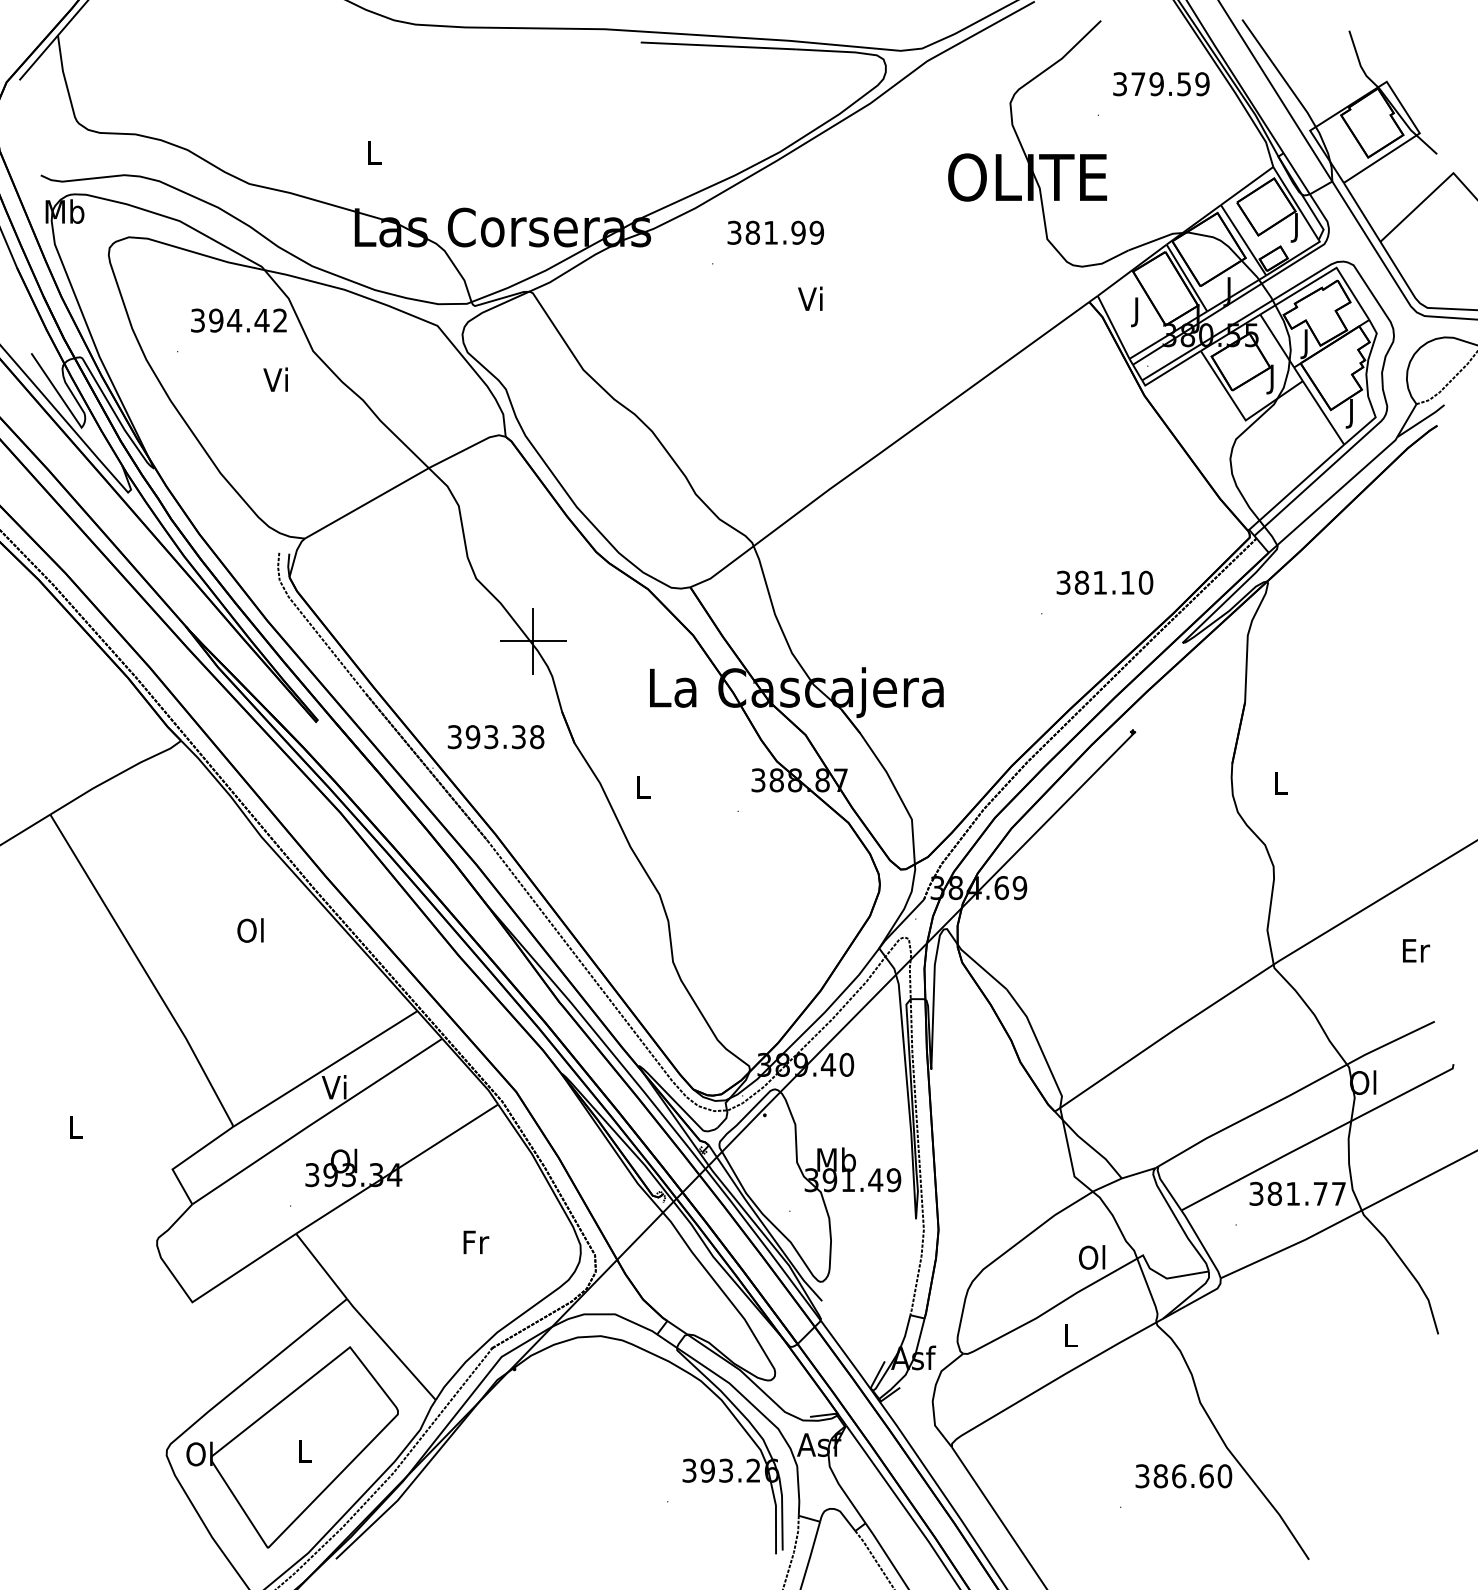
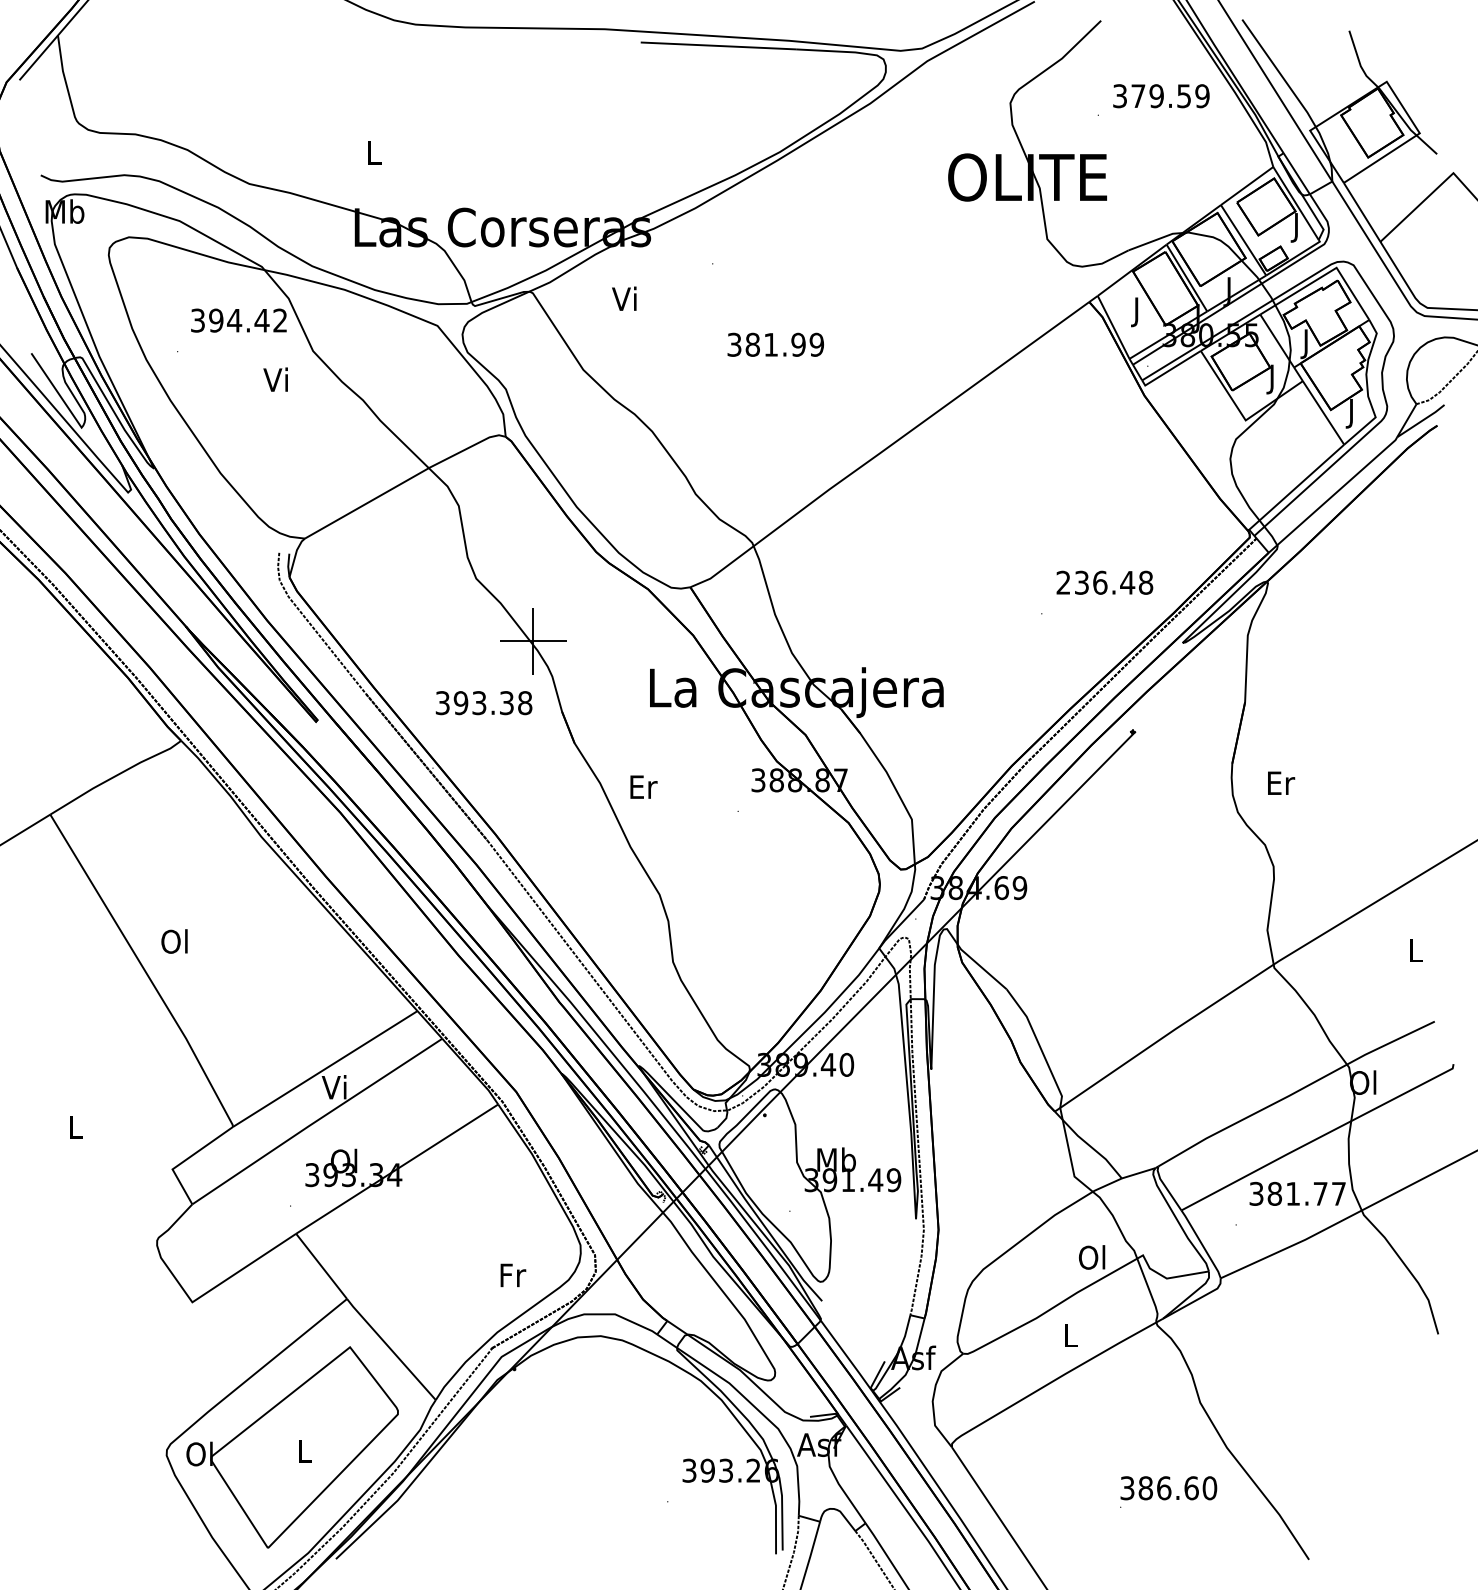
text position: (1161, 84) -> (1161, 96) (1161, 96)
text position: (775, 232) -> (775, 344) (775, 344)
text position: (810, 298) -> (624, 298) (624, 298)
text: 381.10 -> 236.48 (1104, 582)
text position: (495, 737) -> (483, 703) (483, 703)
text: L -> Er (1281, 782)
text: L -> Er (643, 786)
text position: (250, 930) -> (174, 941) (174, 941)
text: Er -> L (1416, 950)
text position: (476, 1242) -> (513, 1275) (513, 1275)
text position: (1183, 1476) -> (1168, 1488) (1168, 1488)
